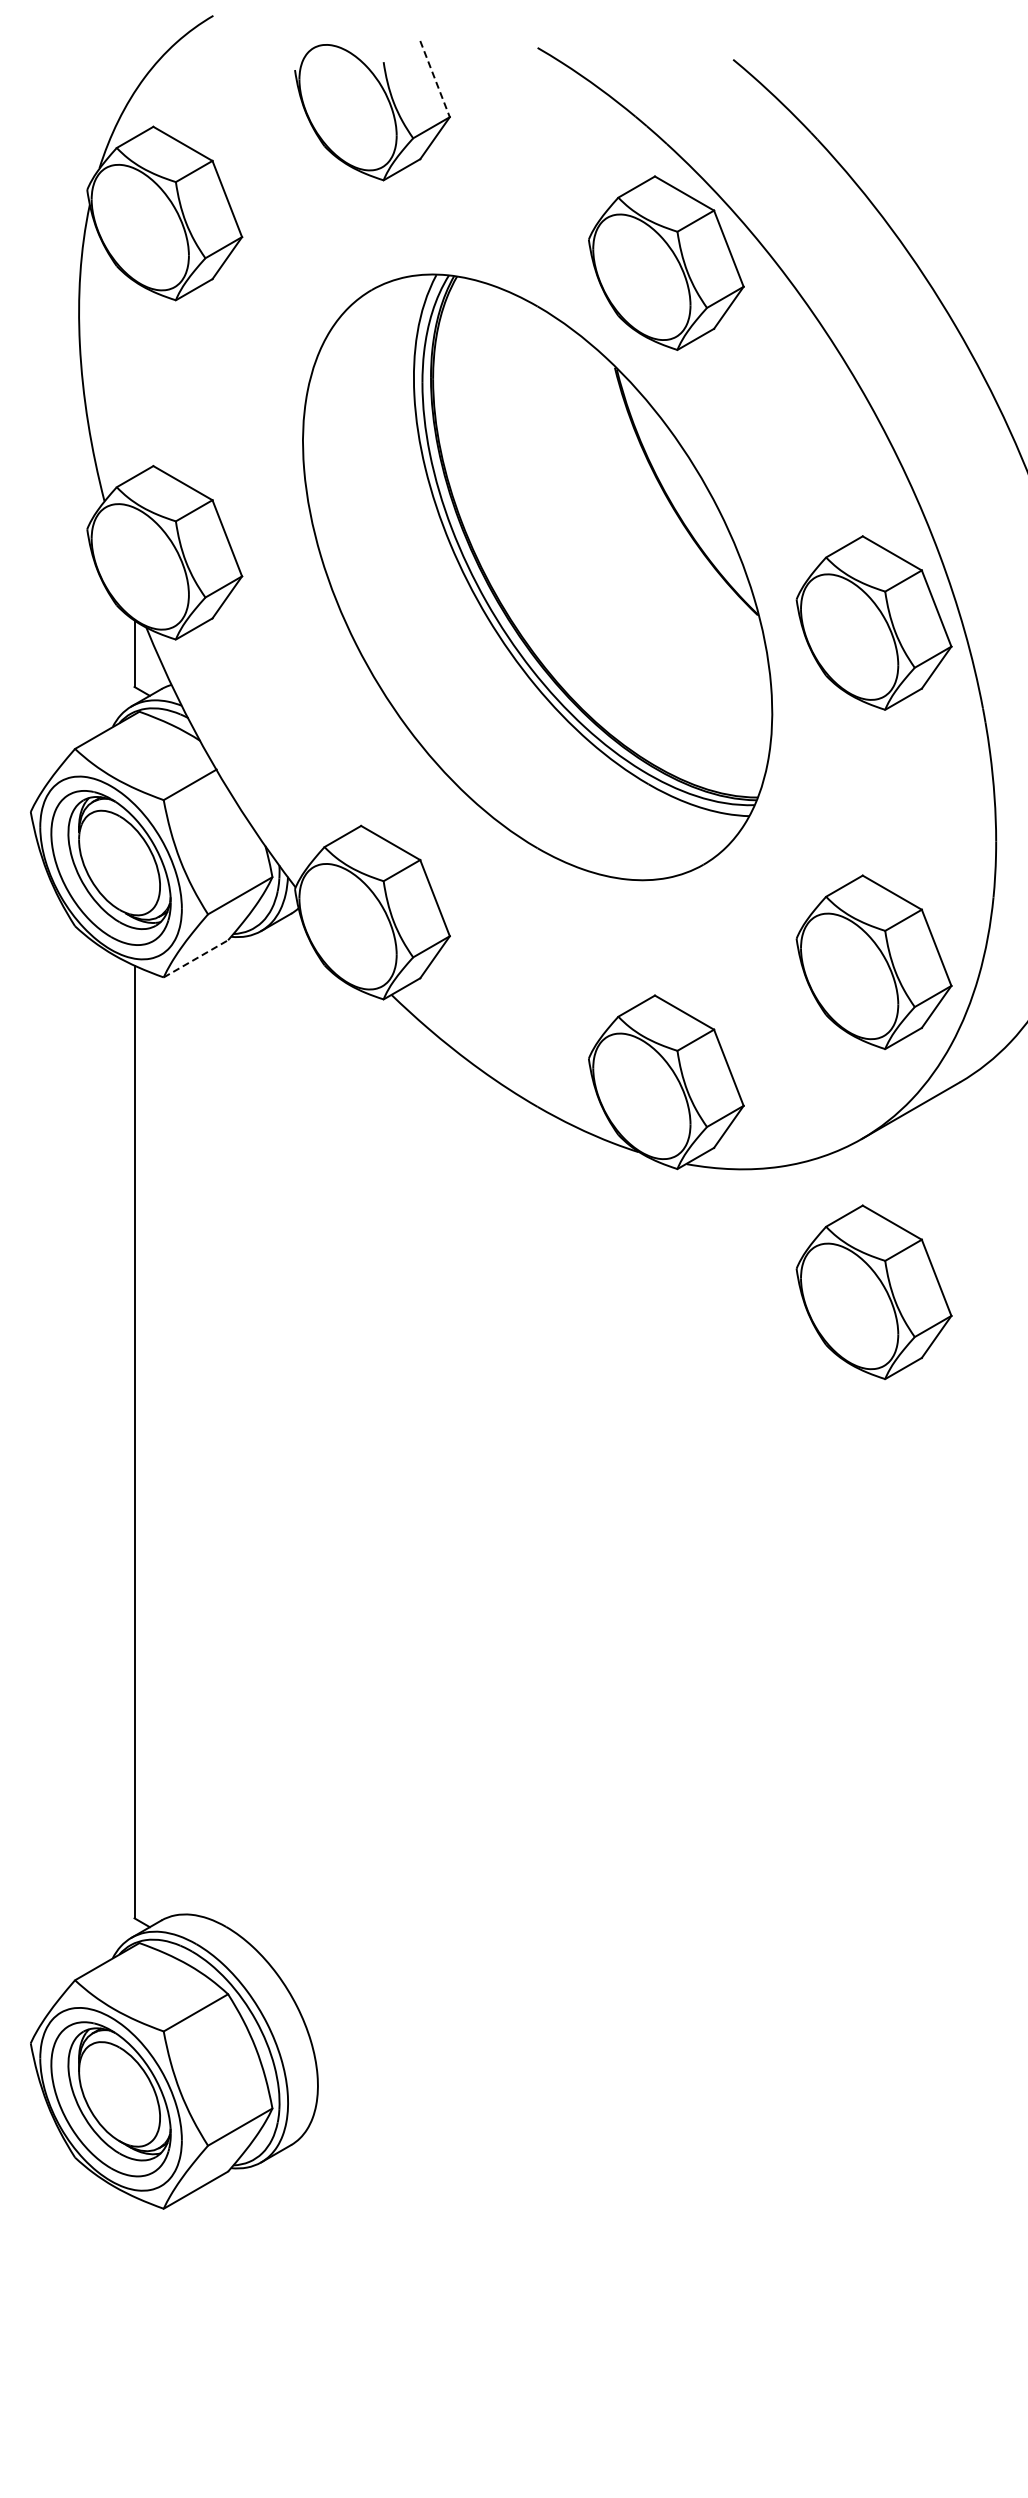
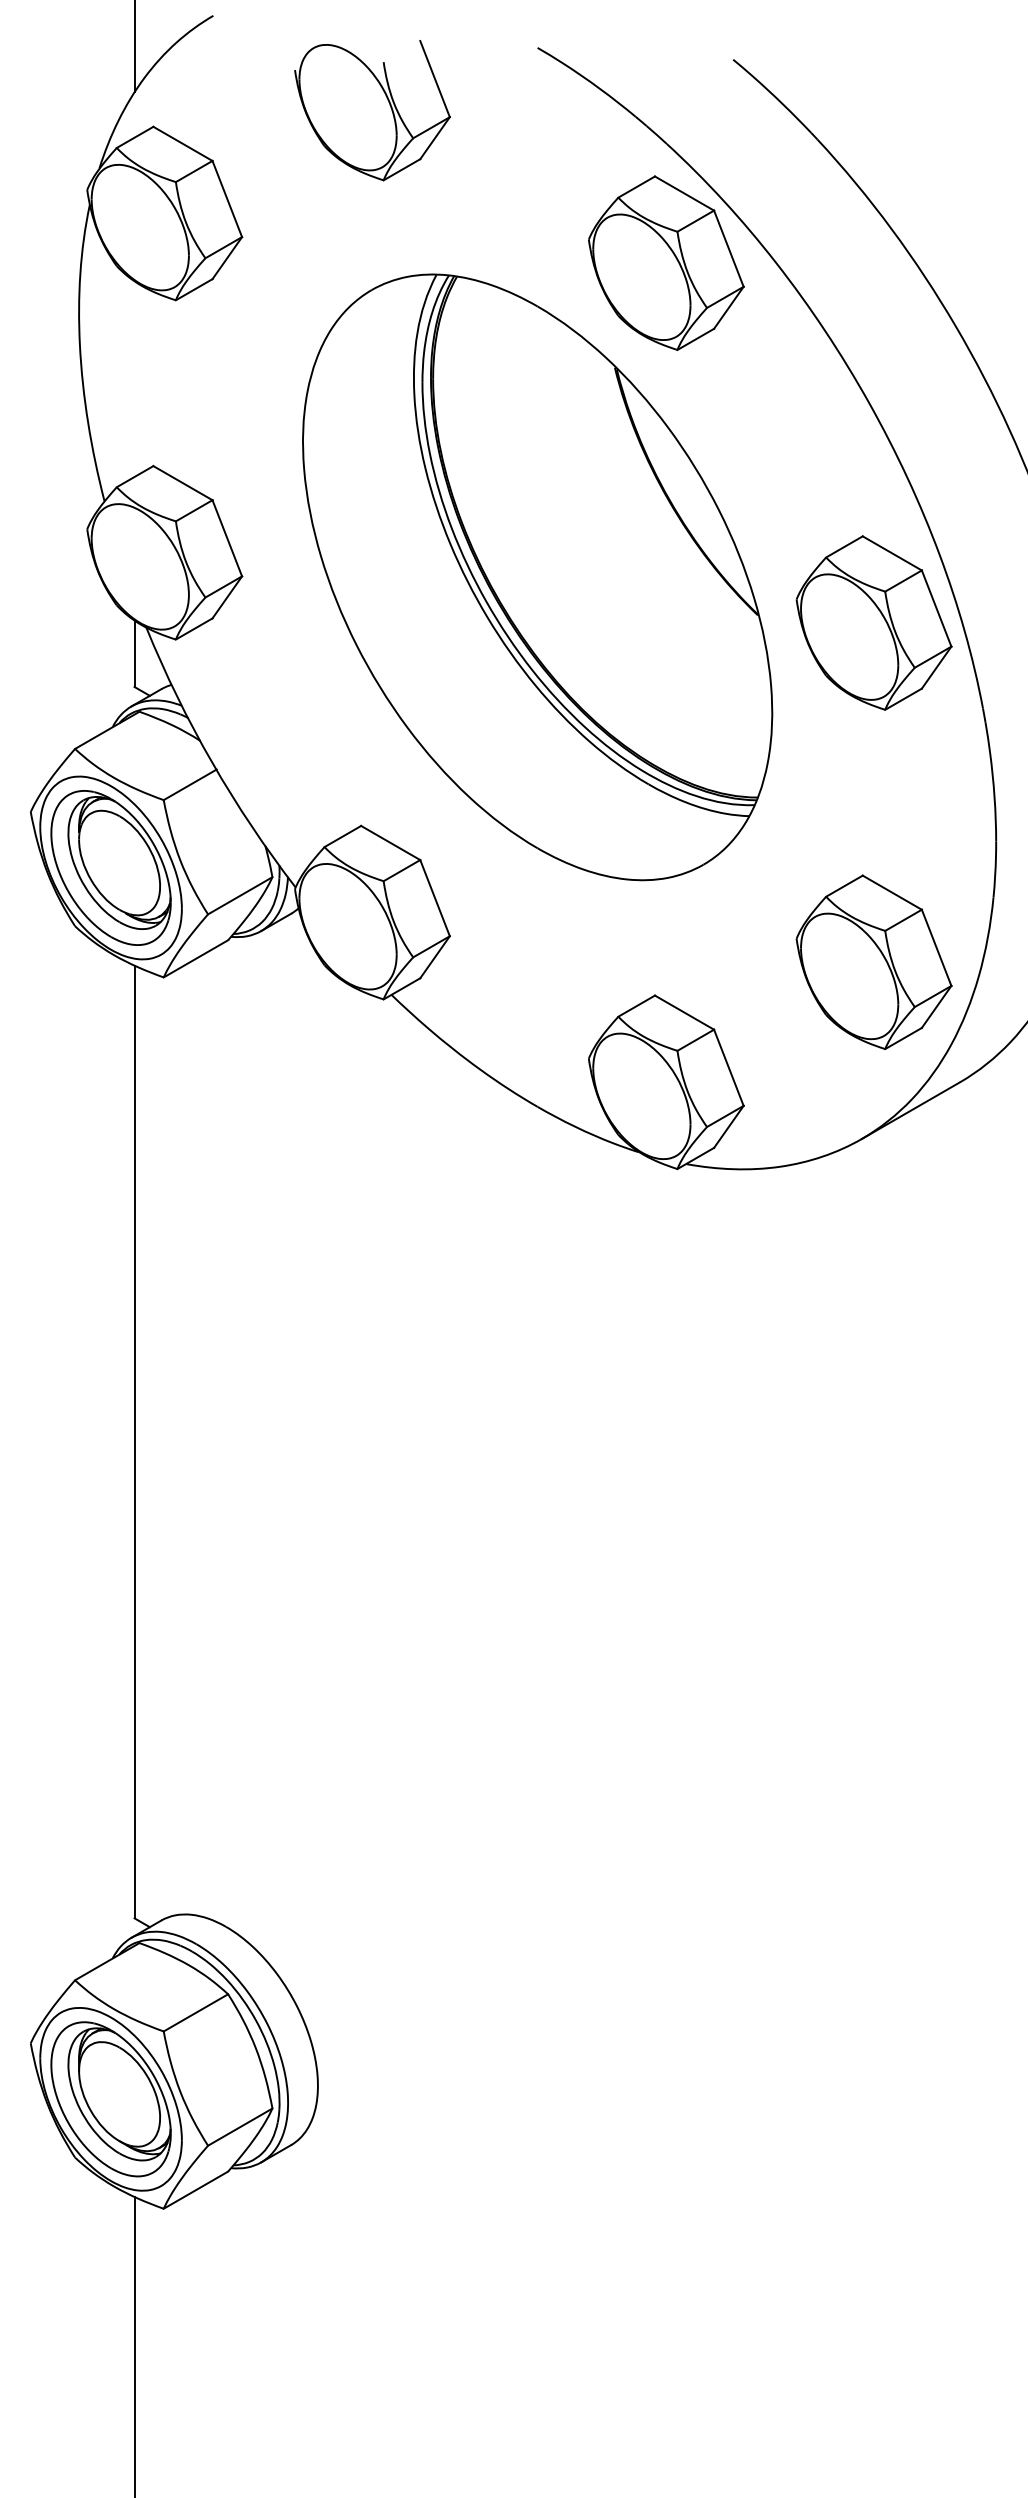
line: none -> present (134, 47)
line: dashed -> solid (435, 79)
line: dashed -> solid (196, 958)
part: present -> none (873, 1291)
line: none -> present (134, 2345)
